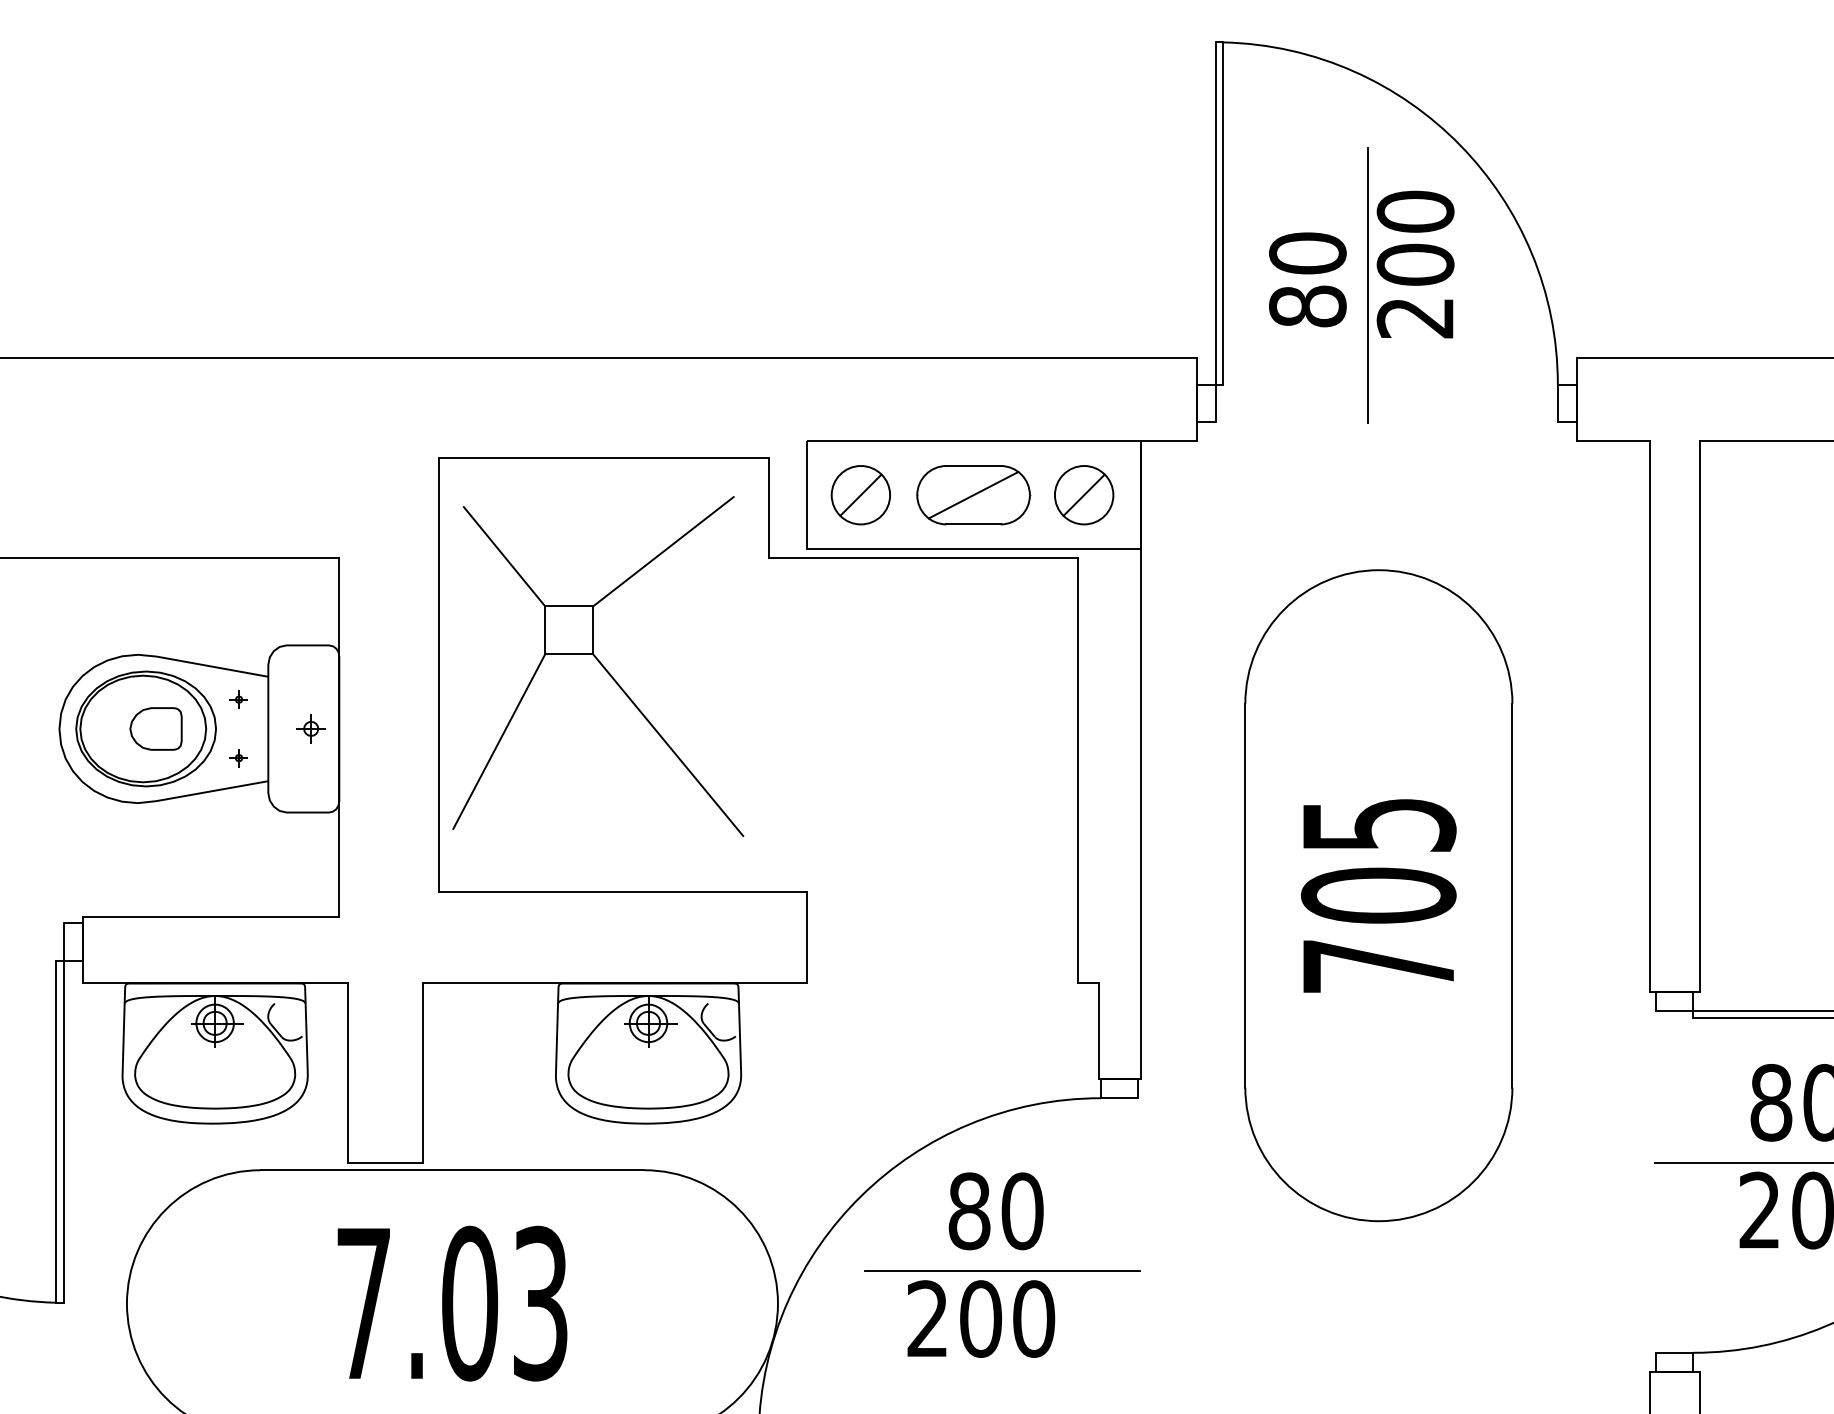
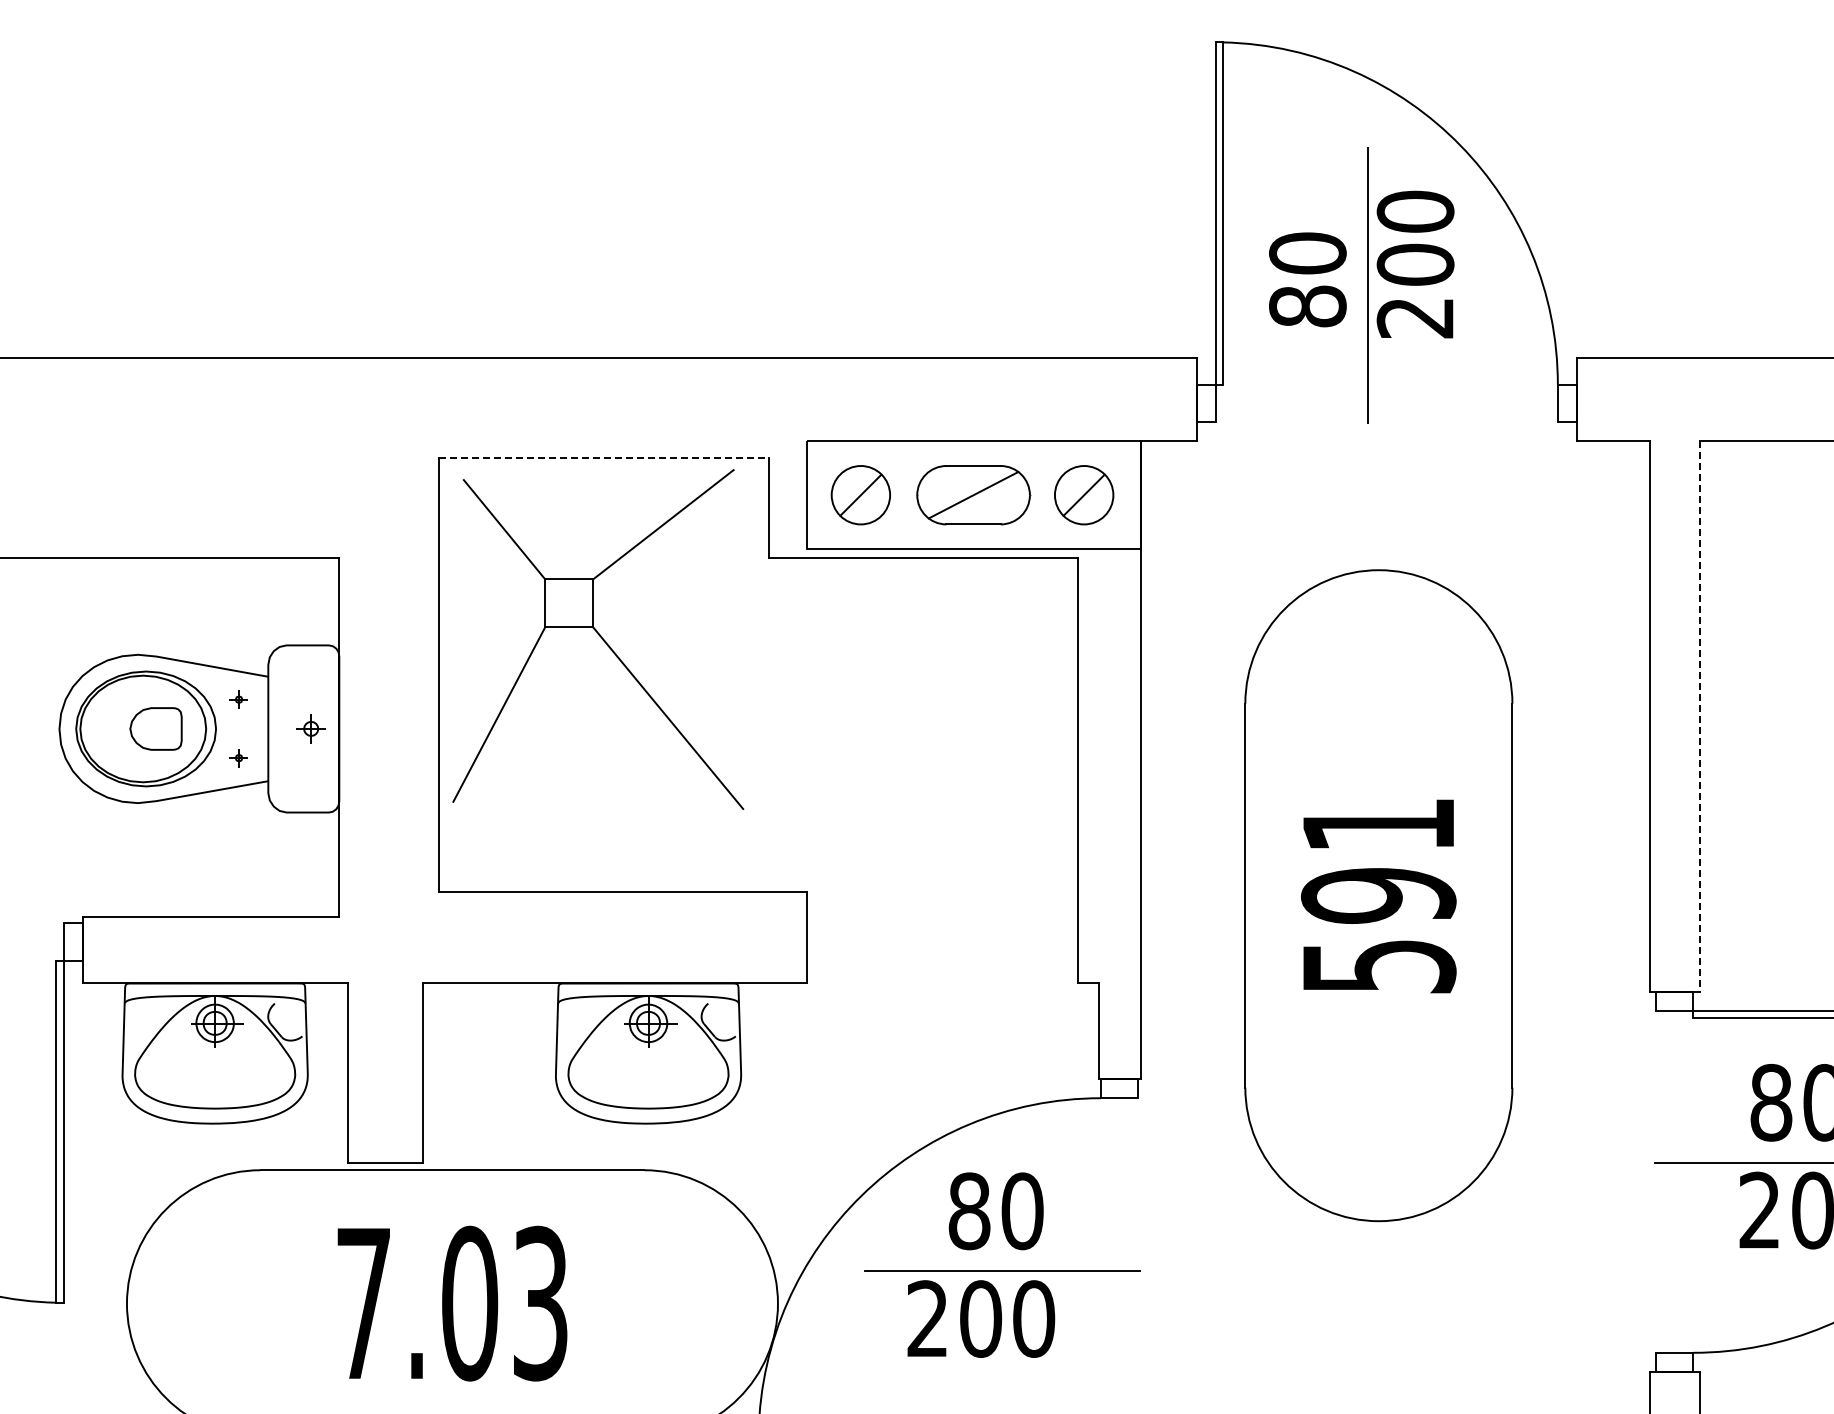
line: solid -> dashed (604, 457)
part position: (598, 666) -> (598, 639) (598, 639)
line: solid -> dashed (1699, 716)
text: 705 -> 591 (1378, 896)
